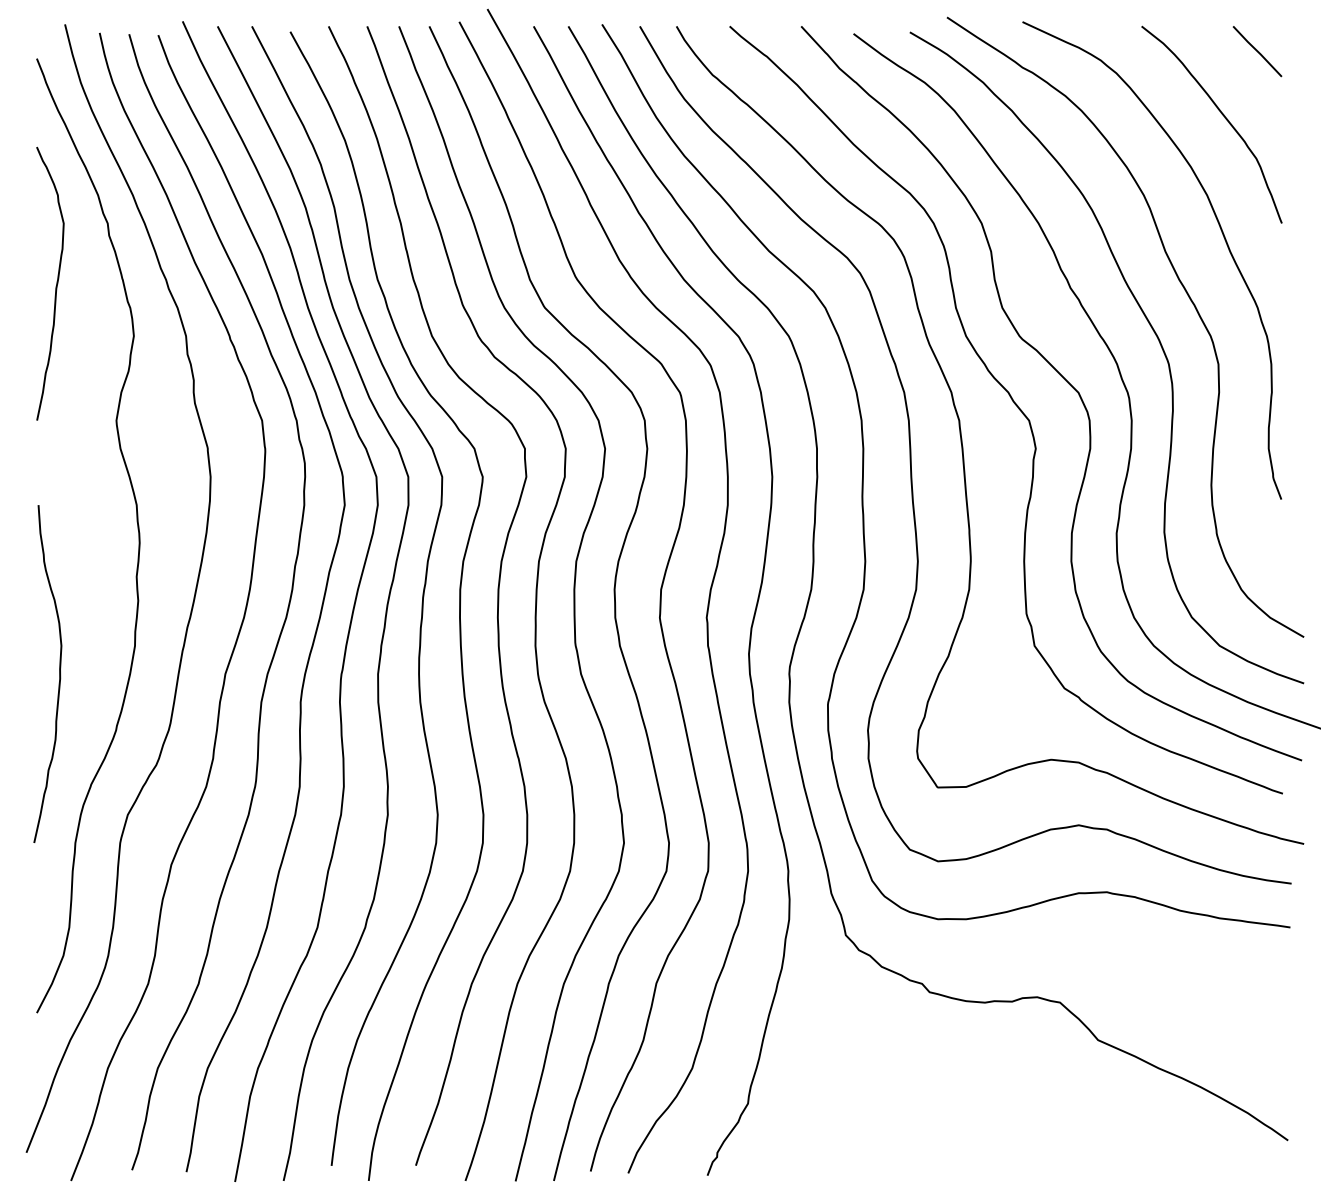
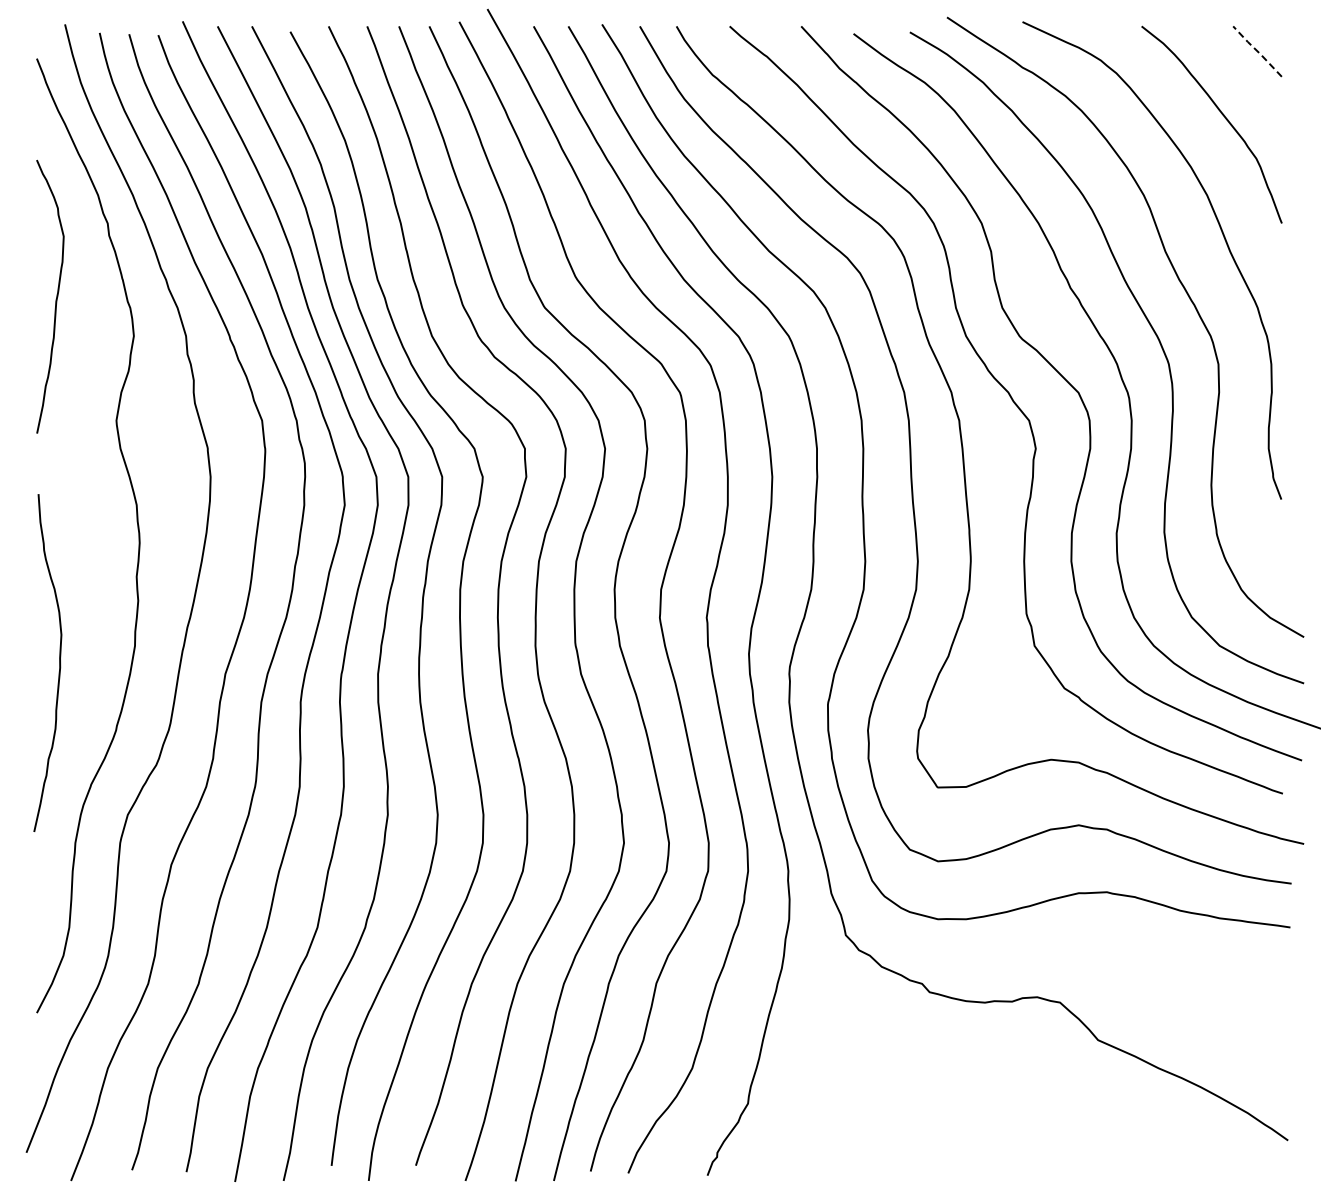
line: solid -> dashed (1257, 51)
curve position: (55, 286) -> (55, 299) (55, 299)
curve position: (59, 673) -> (59, 662) (59, 662)
